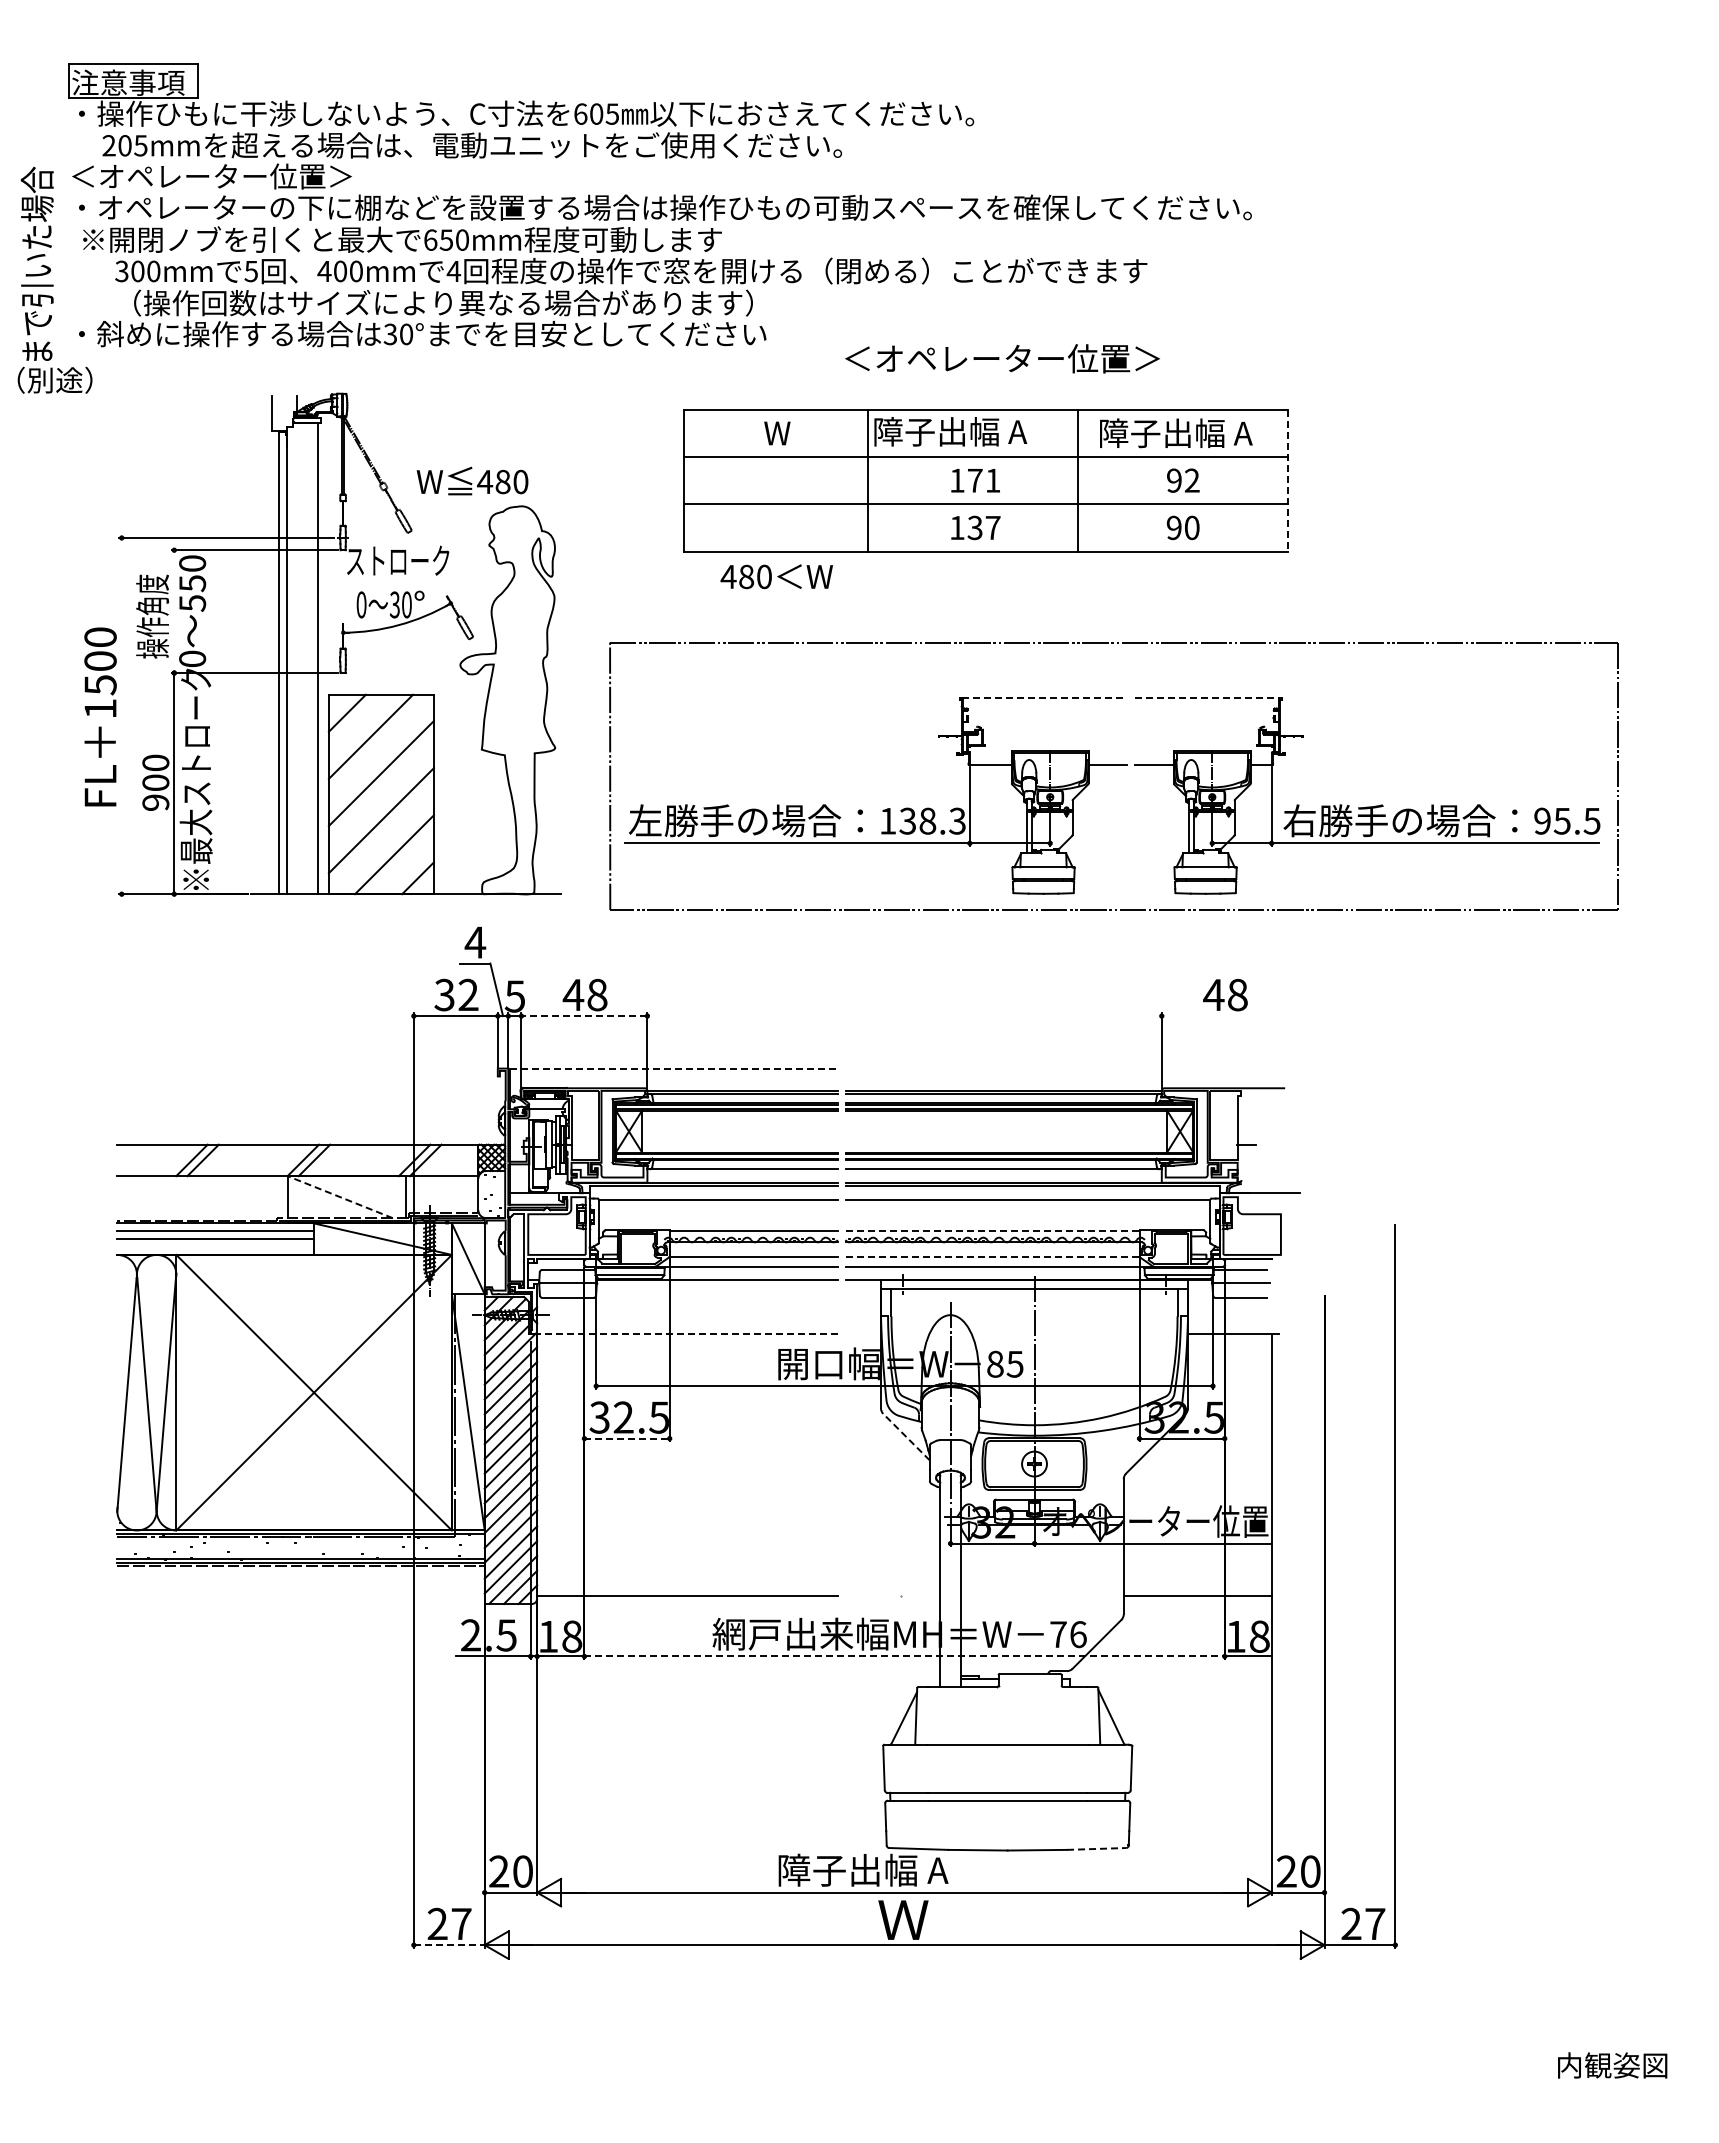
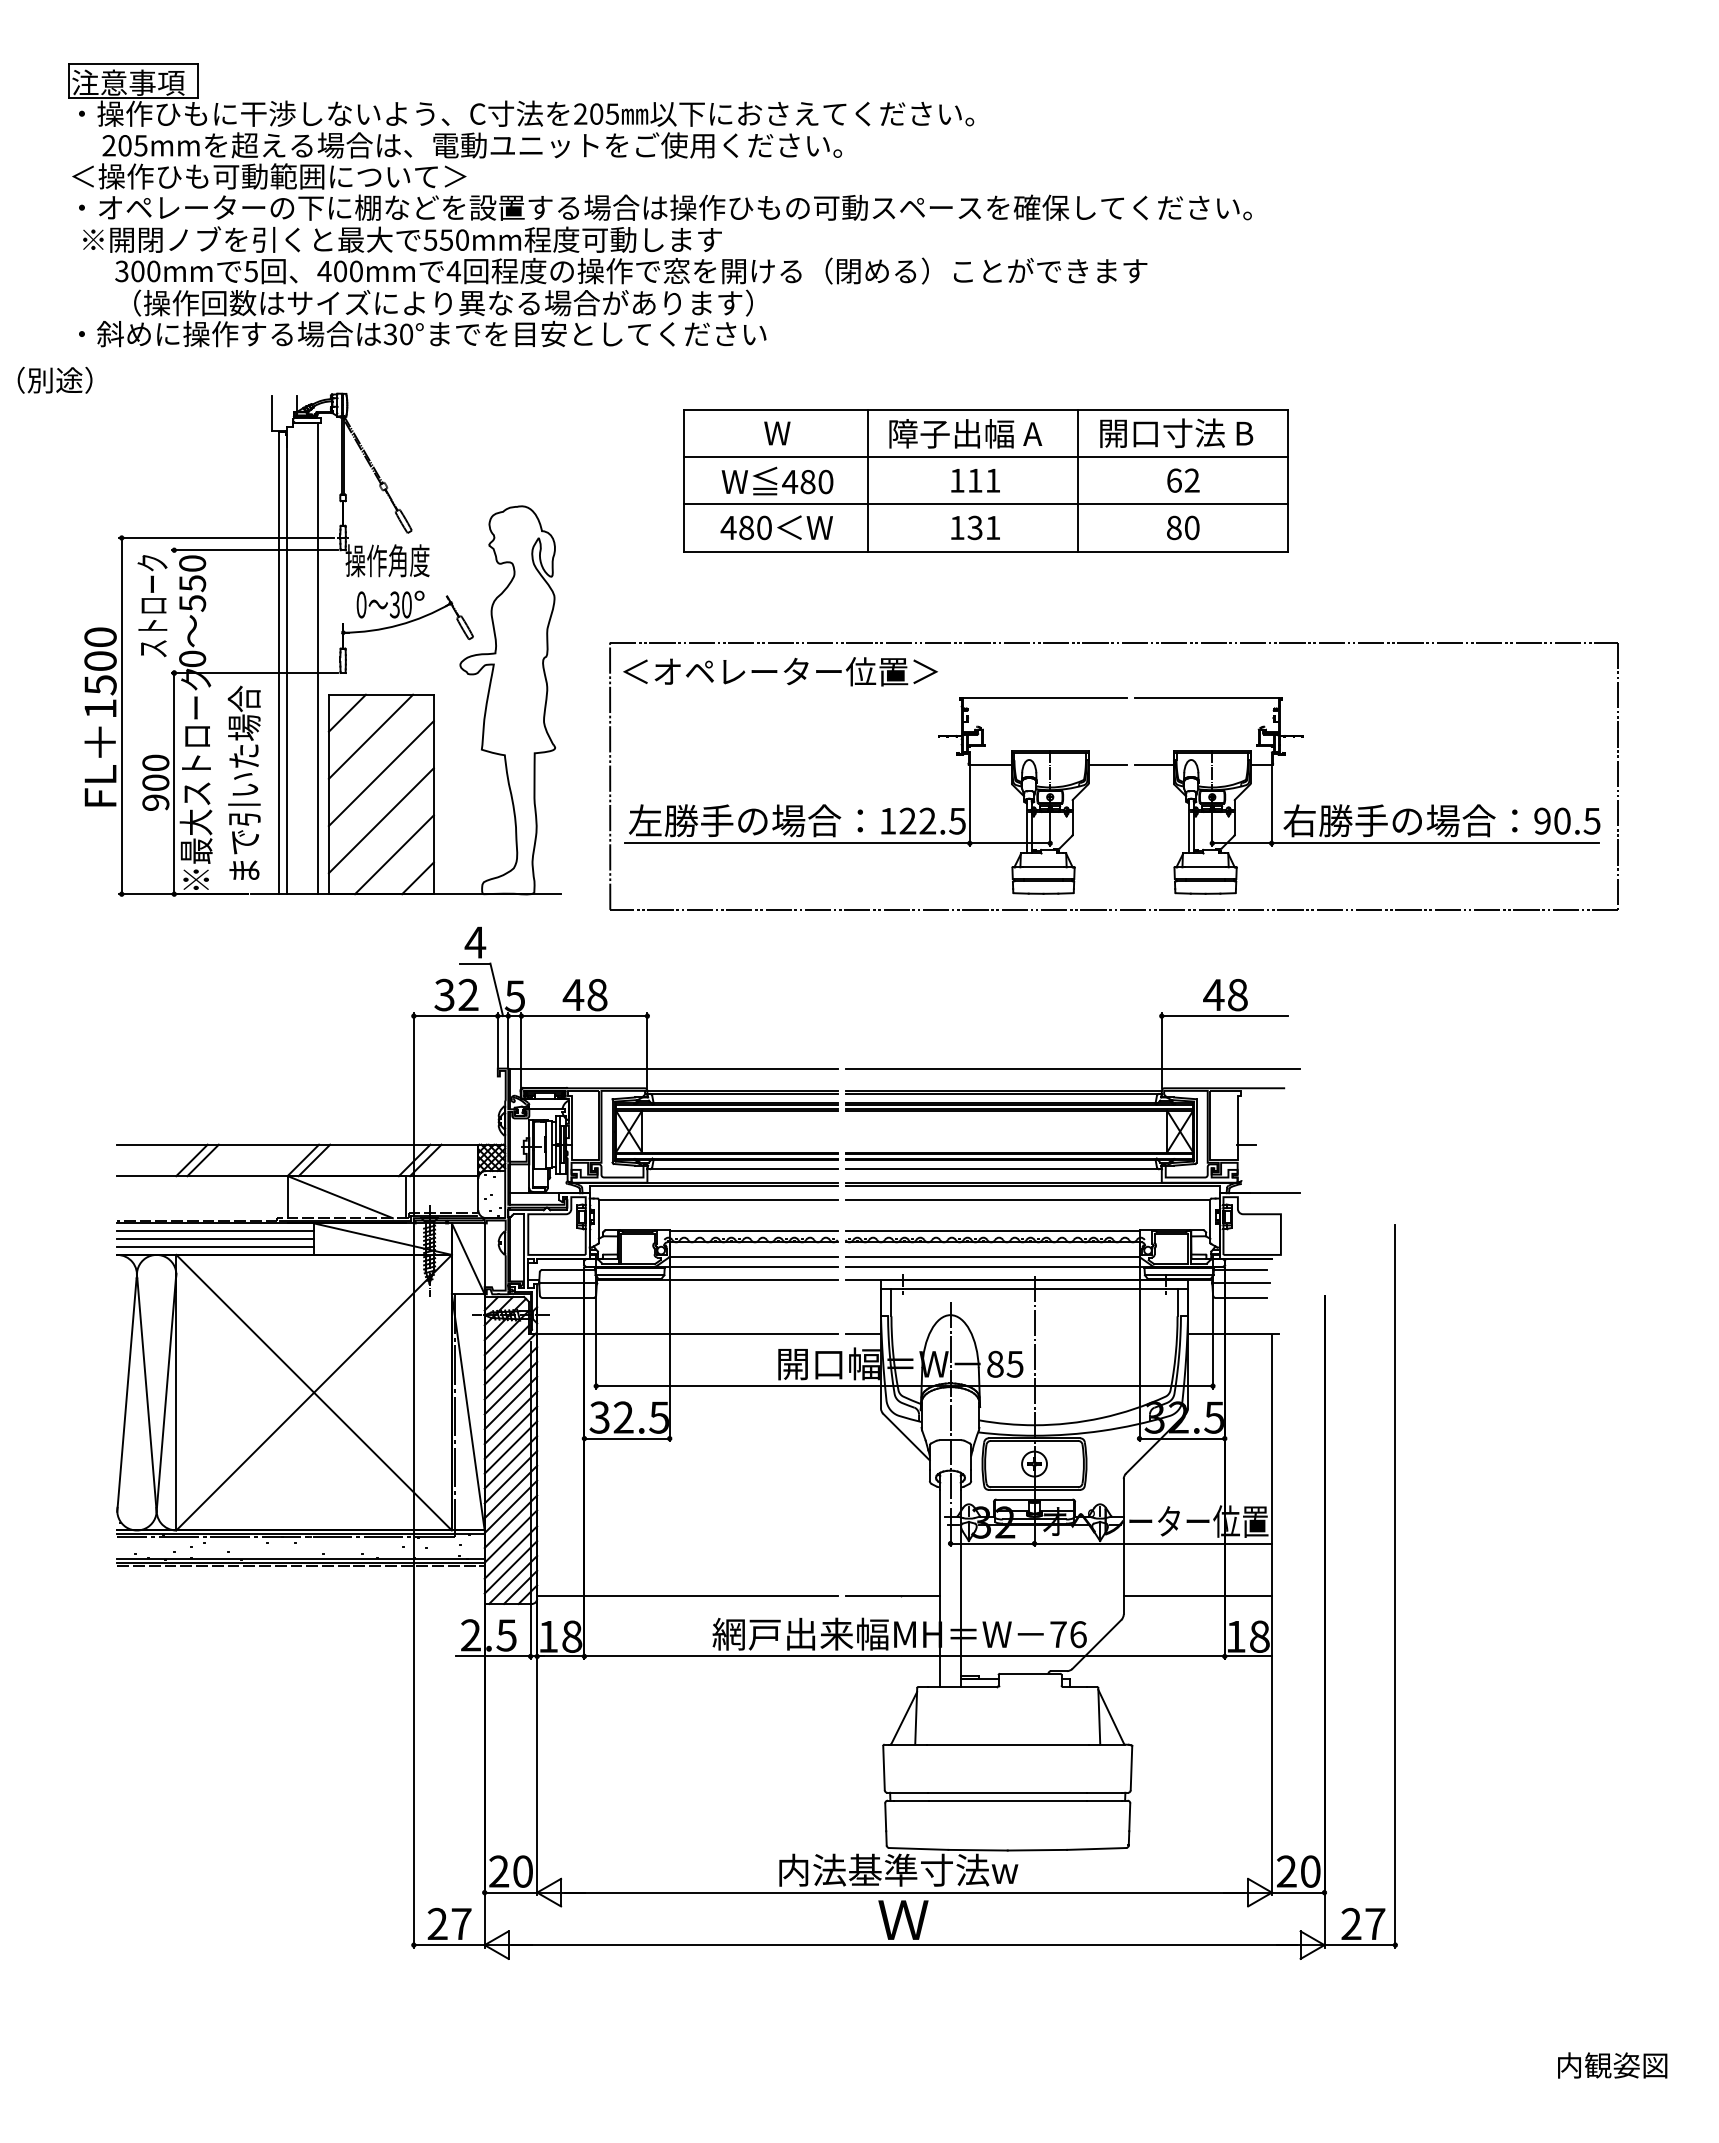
text: 605 -> 205 (580, 113)
text: ＜オペレーター位置＞ -> ＜操作ひも可動範囲について＞ (282, 176)
text: 650mm -> 550mm (430, 239)
text position: (36, 263) -> (243, 782) (243, 782)
text position: (1002, 358) -> (780, 671) (780, 671)
text position: (950, 431) -> (965, 433) (965, 433)
text: 障子出幅 A -> 開口寸法 B (1176, 433)
text position: (472, 480) -> (777, 480) (777, 480)
text: 171 -> 111 (975, 480)
text: 92 -> 62 (1174, 480)
line: dashed -> solid (1287, 480)
text: 137 -> 131 (992, 527)
text: 90 -> 80 (1173, 527)
text: ストローク -> 操作角度 (397, 560)
text position: (776, 576) -> (776, 527) (776, 527)
text: 操作角度 -> ストローク (152, 606)
line: dashed -> solid (1045, 698)
line: dashed -> solid (1207, 698)
line: none -> present (121, 715)
text: 138.3 -> 122.5 (932, 820)
text: 95.5 -> 90.5 (1561, 820)
line: dashed -> solid (584, 1016)
line: none -> present (1224, 1016)
line: dashed -> solid (674, 1068)
line: none -> present (1072, 1068)
line: dashed -> solid (340, 1197)
line: dashed -> solid (992, 1231)
line: none -> present (215, 1247)
line: dashed -> solid (992, 1257)
line: dashed -> solid (684, 1333)
line: none -> present (862, 1333)
line: dashed -> solid (906, 1437)
line: dashed -> solid (627, 1438)
line: none -> present (892, 1596)
line: dashed -> solid (905, 1656)
line: dashed -> solid (1096, 1848)
text: 障子出幅 A -> 内法基準寸法w (898, 1869)
line: dashed -> solid (449, 1945)
